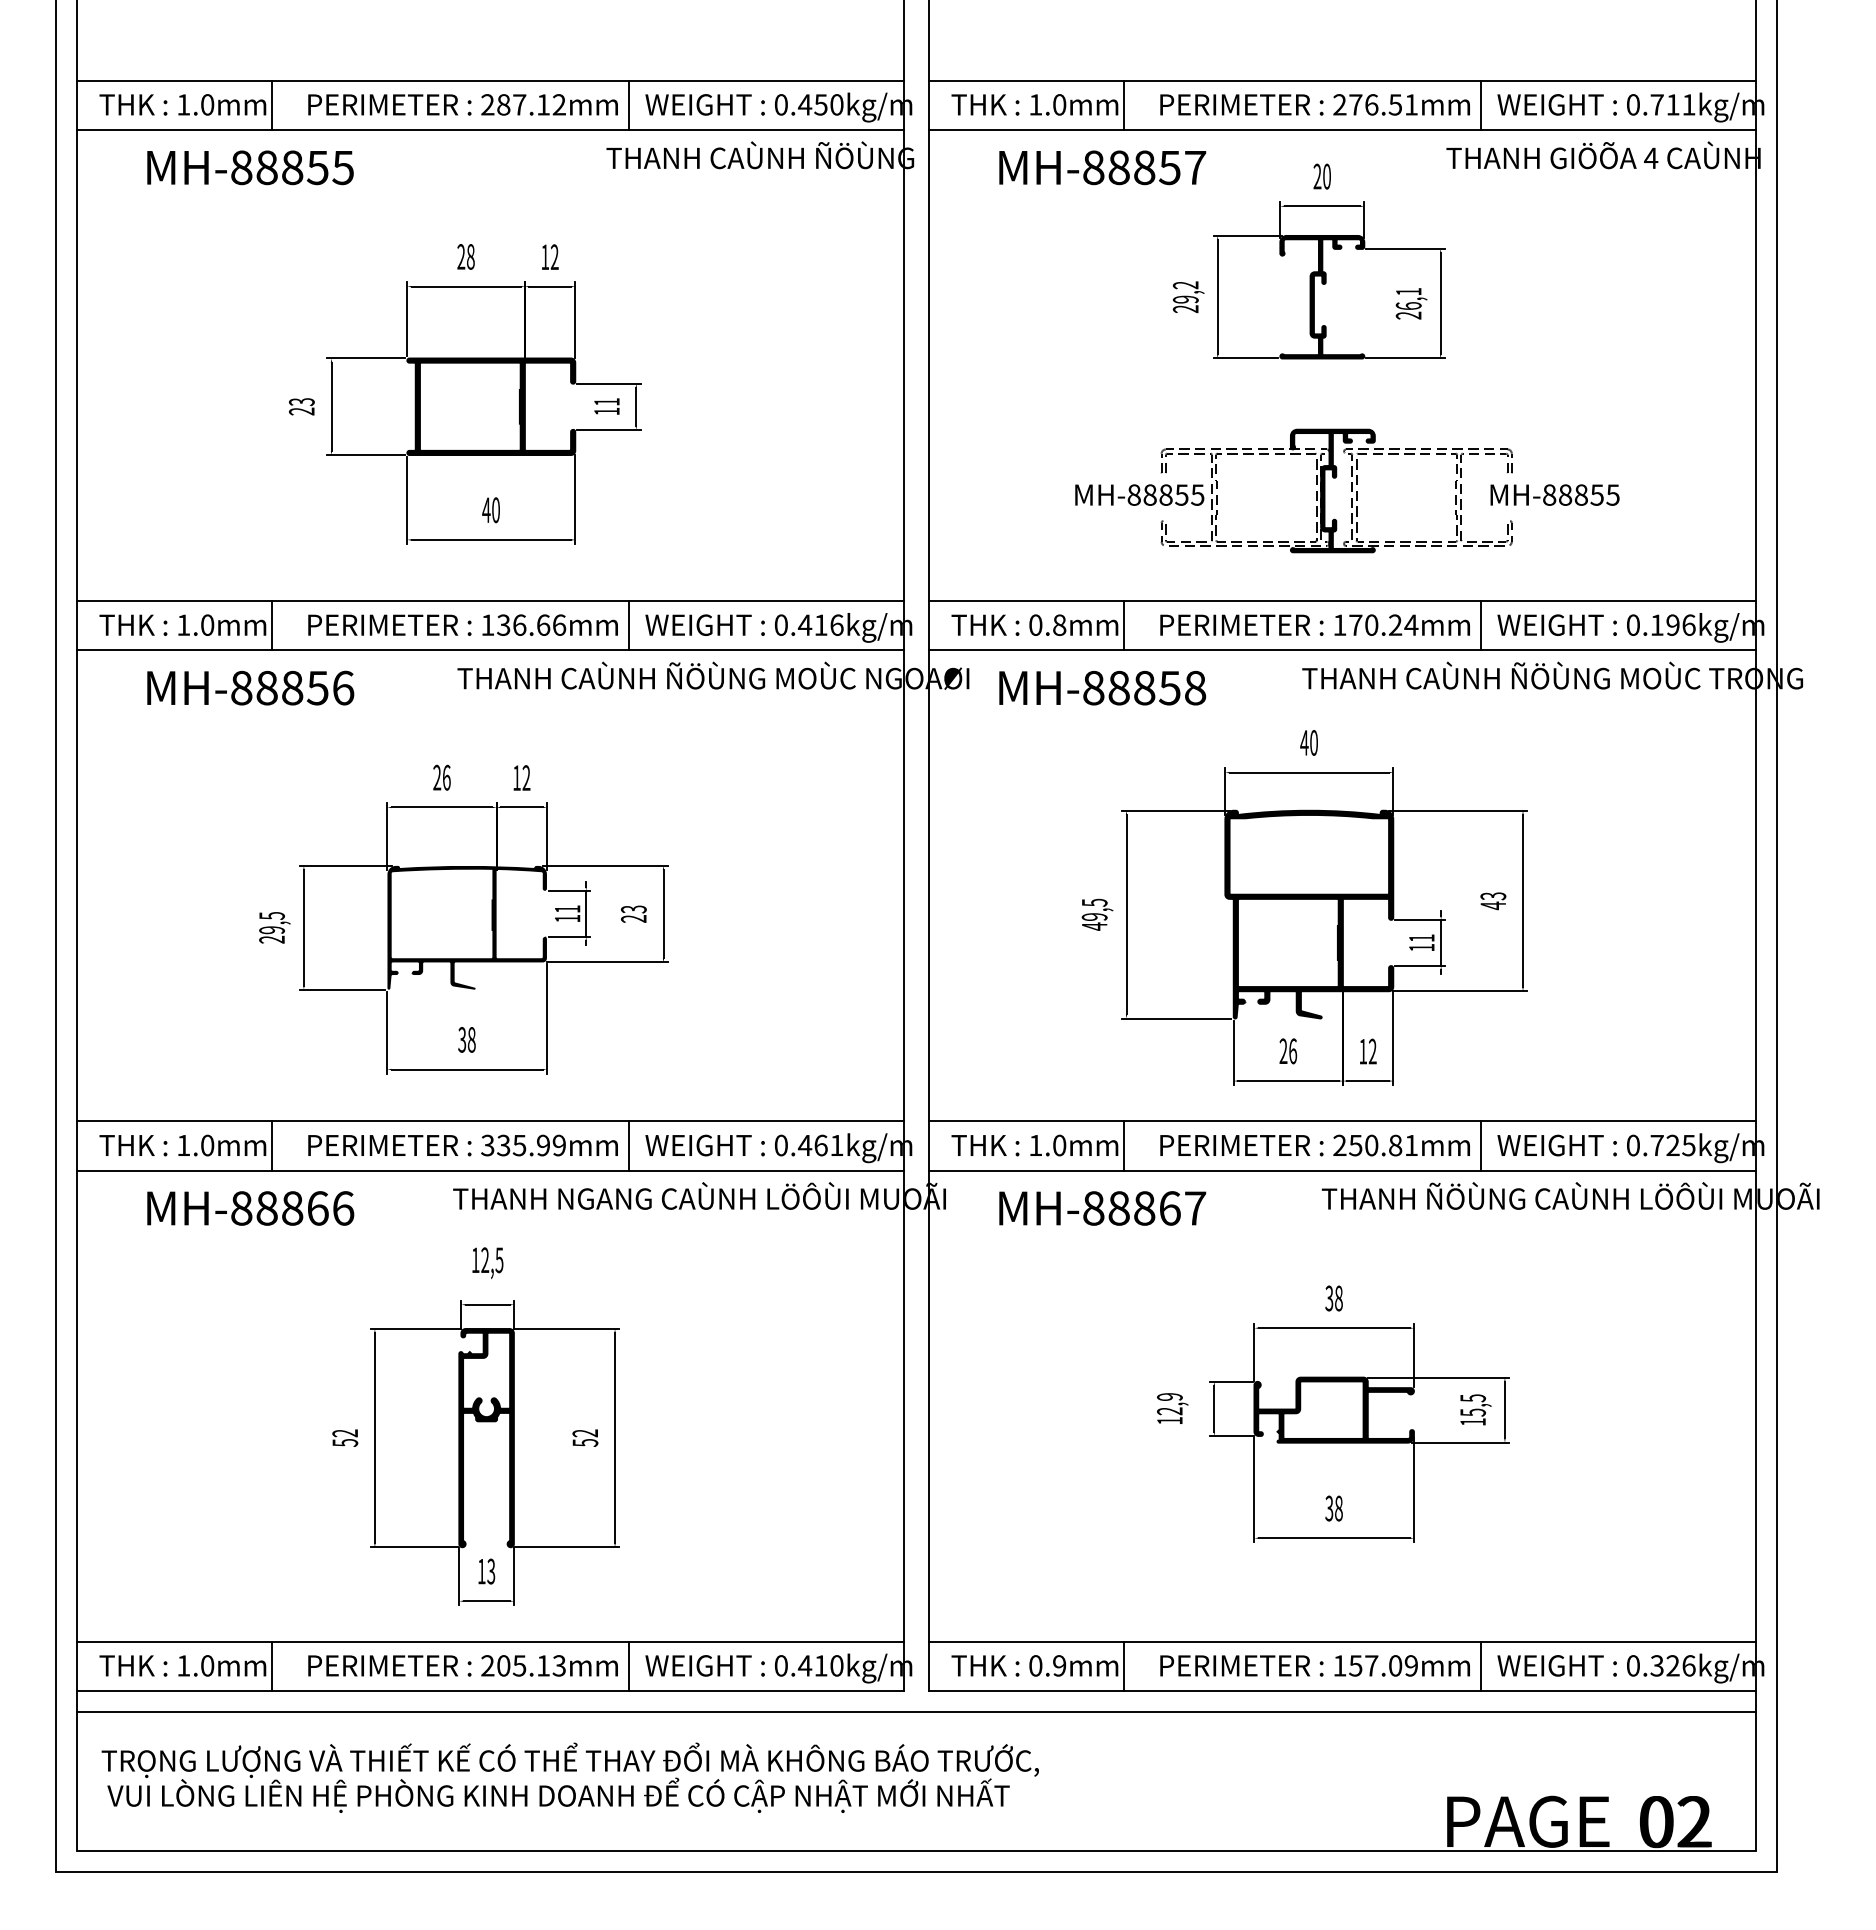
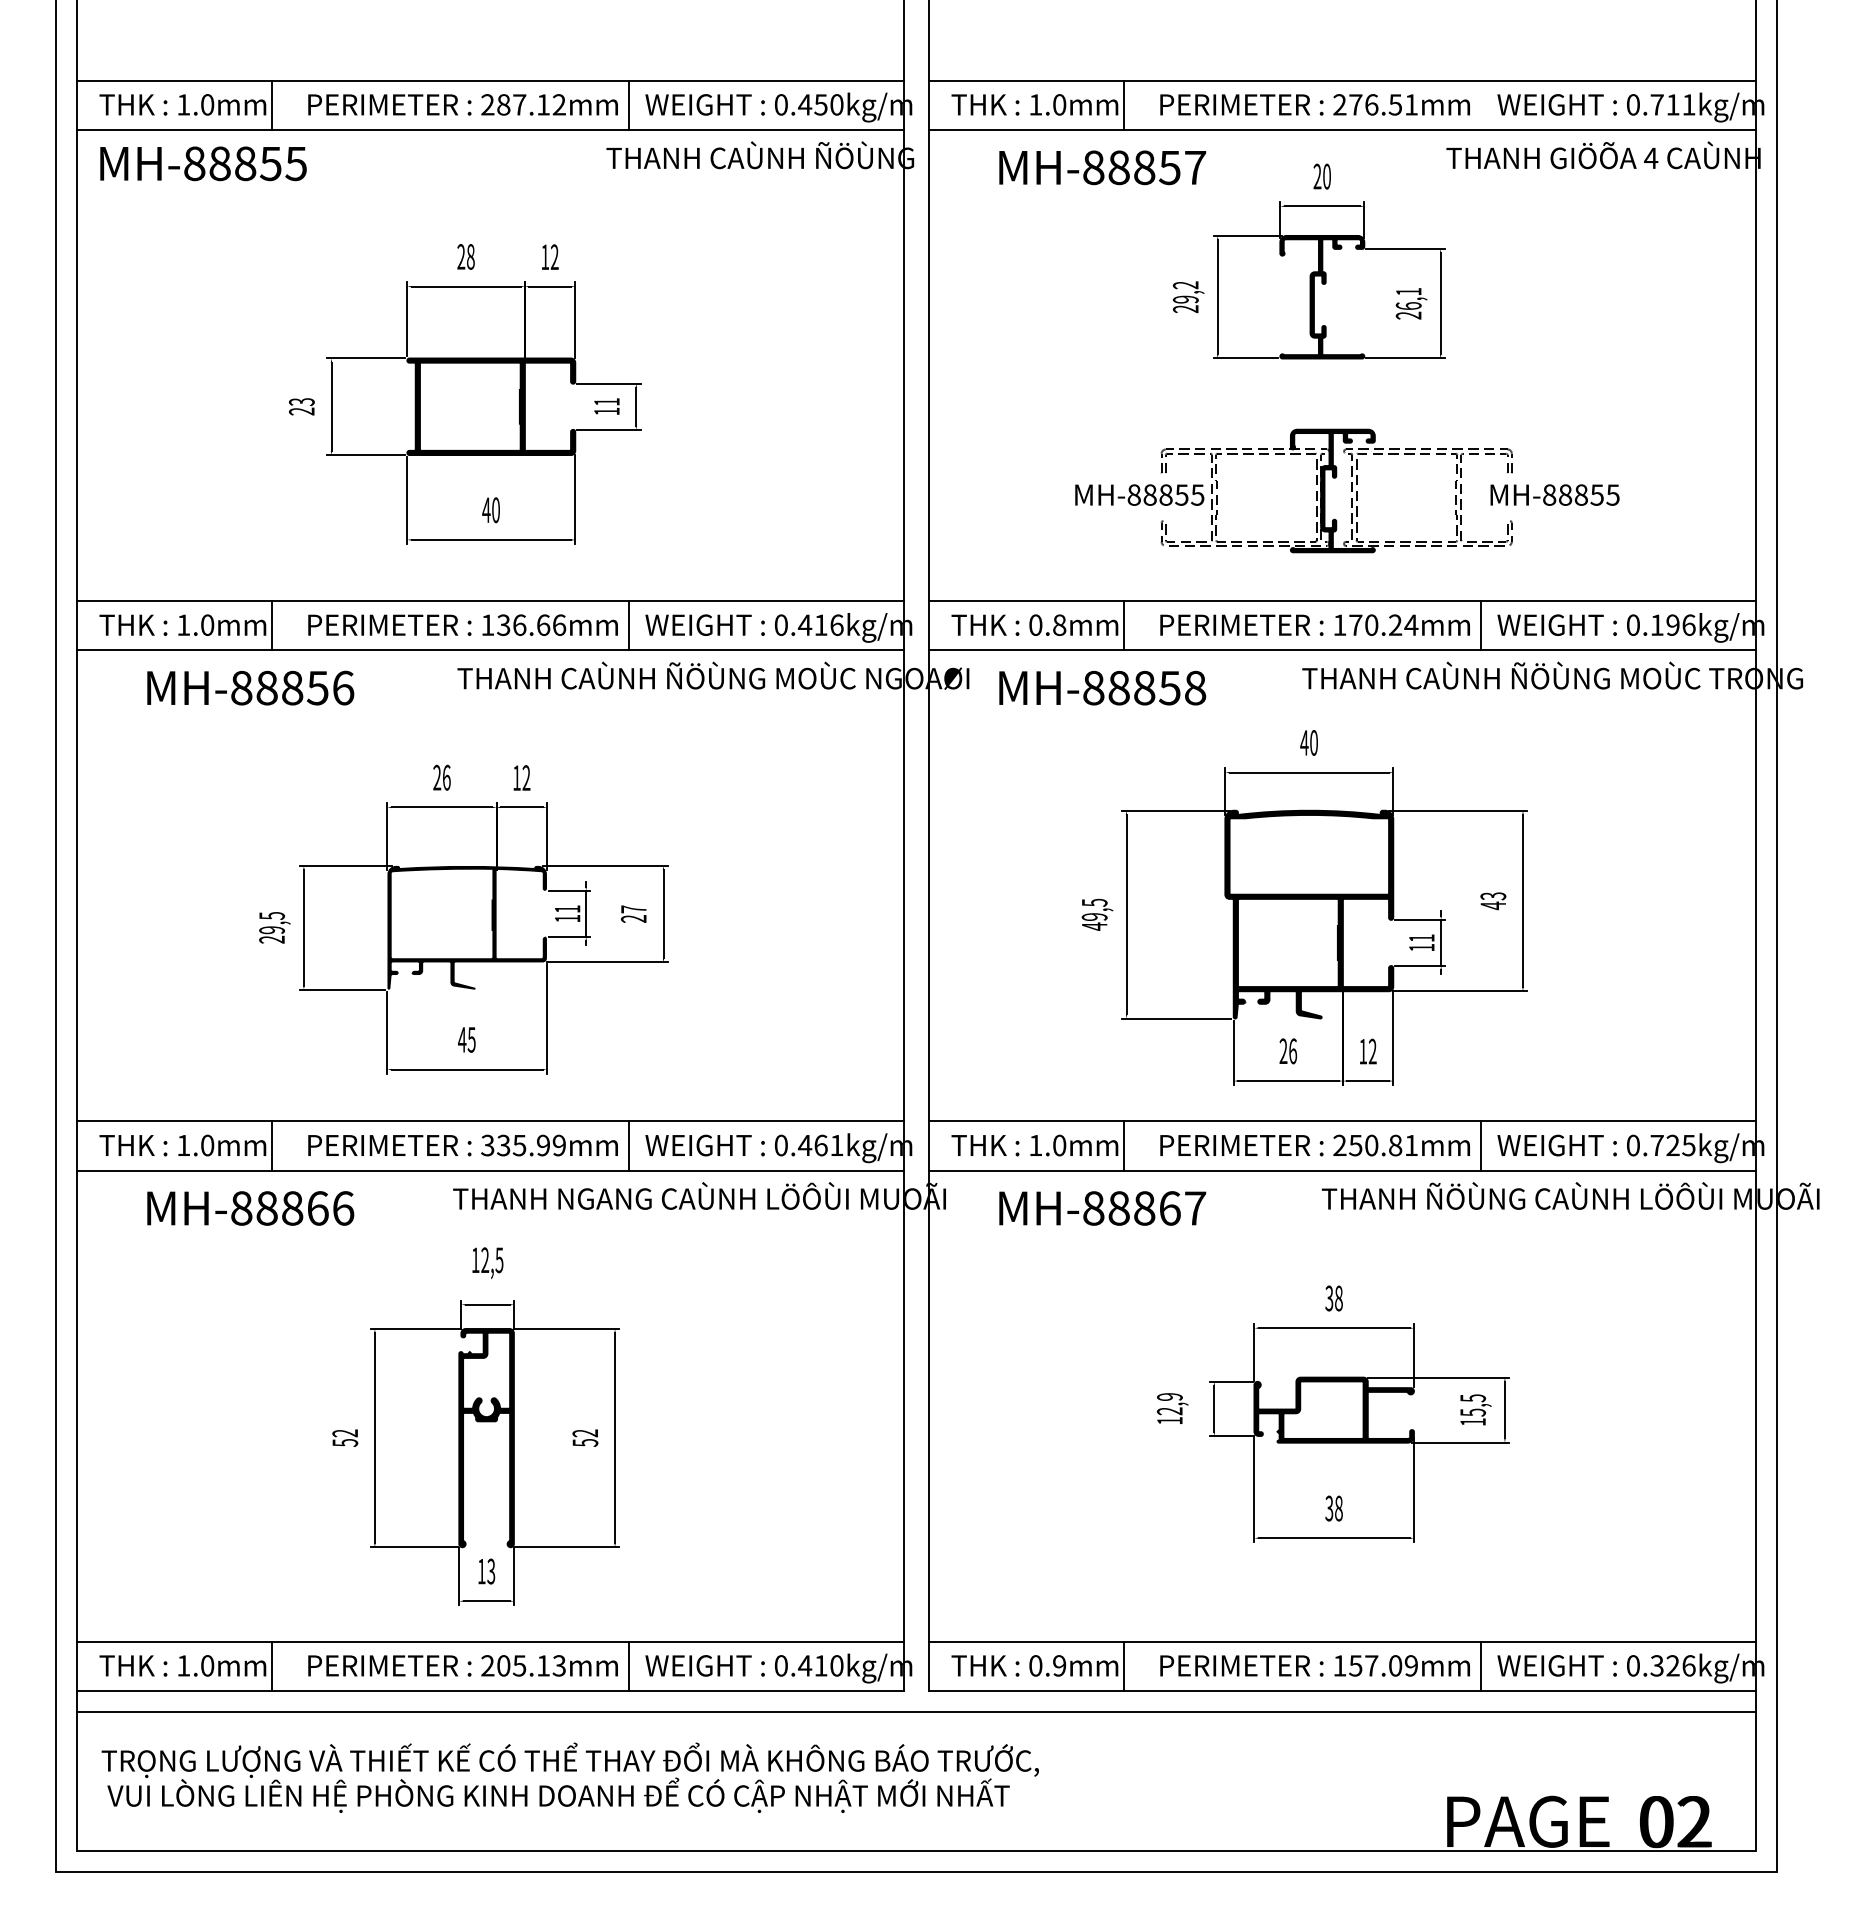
line: present -> none (1480, 105)
text position: (250, 167) -> (203, 163) (203, 163)
text: 23 -> 27 (633, 909)
text: 38 -> 45 (466, 1039)
